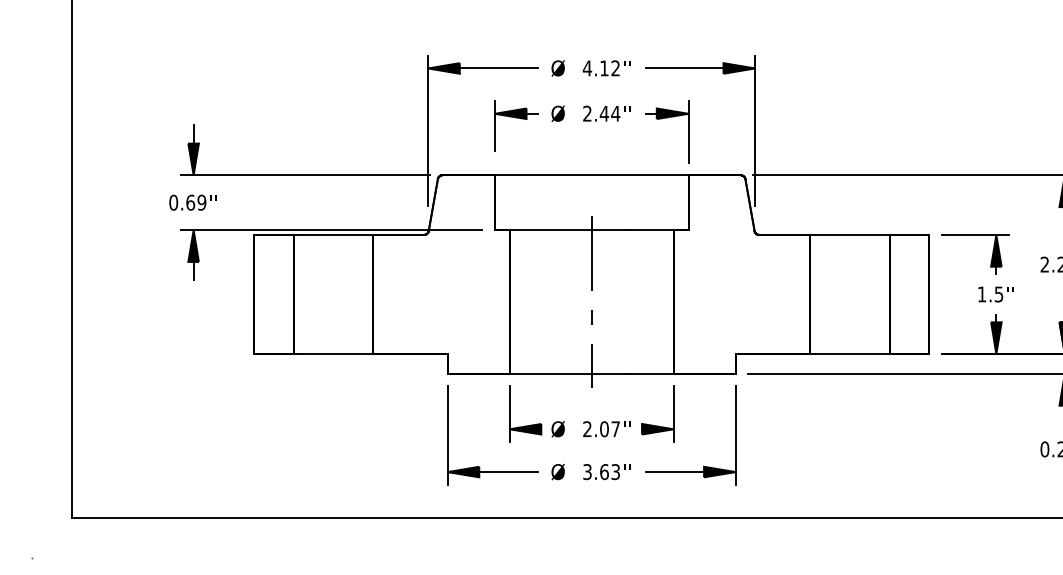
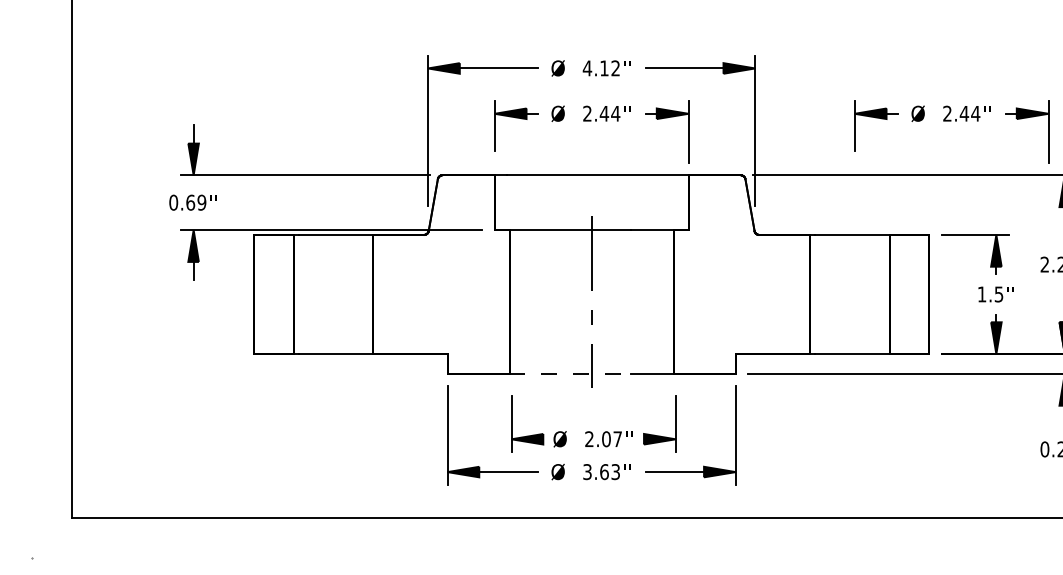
part: none -> present (951, 121)
line: solid -> dashed (570, 373)
part position: (589, 421) -> (591, 431) (591, 431)
